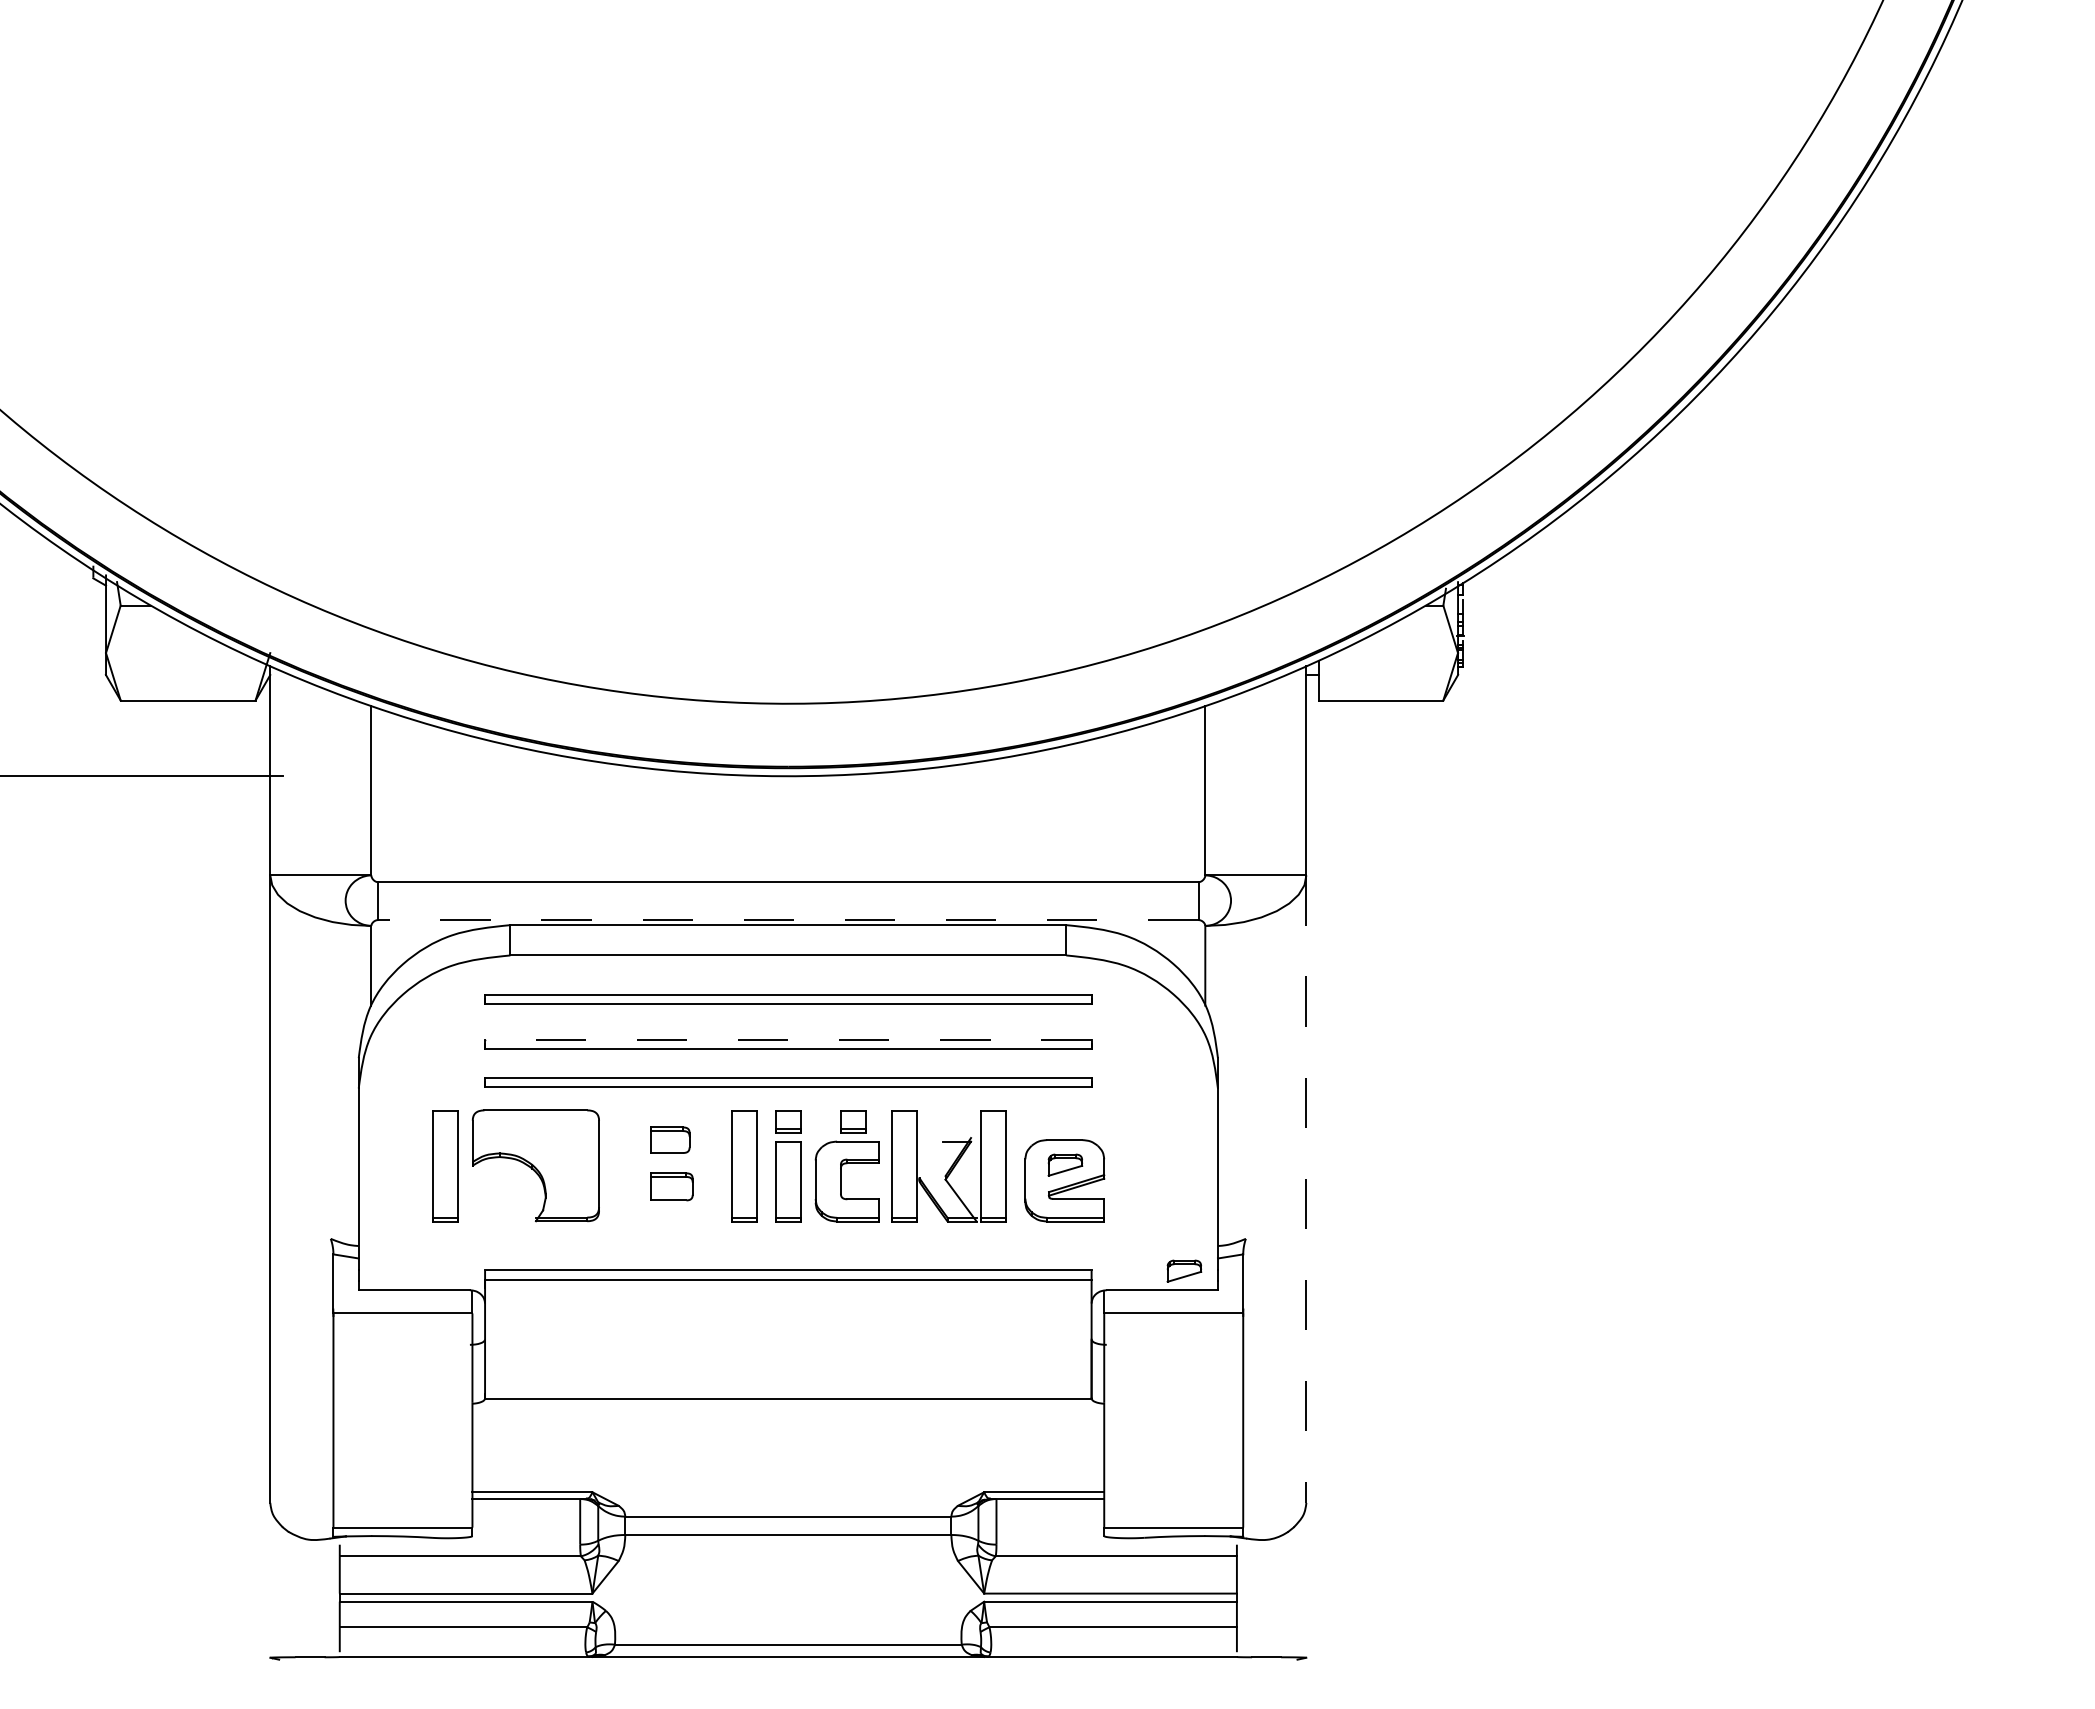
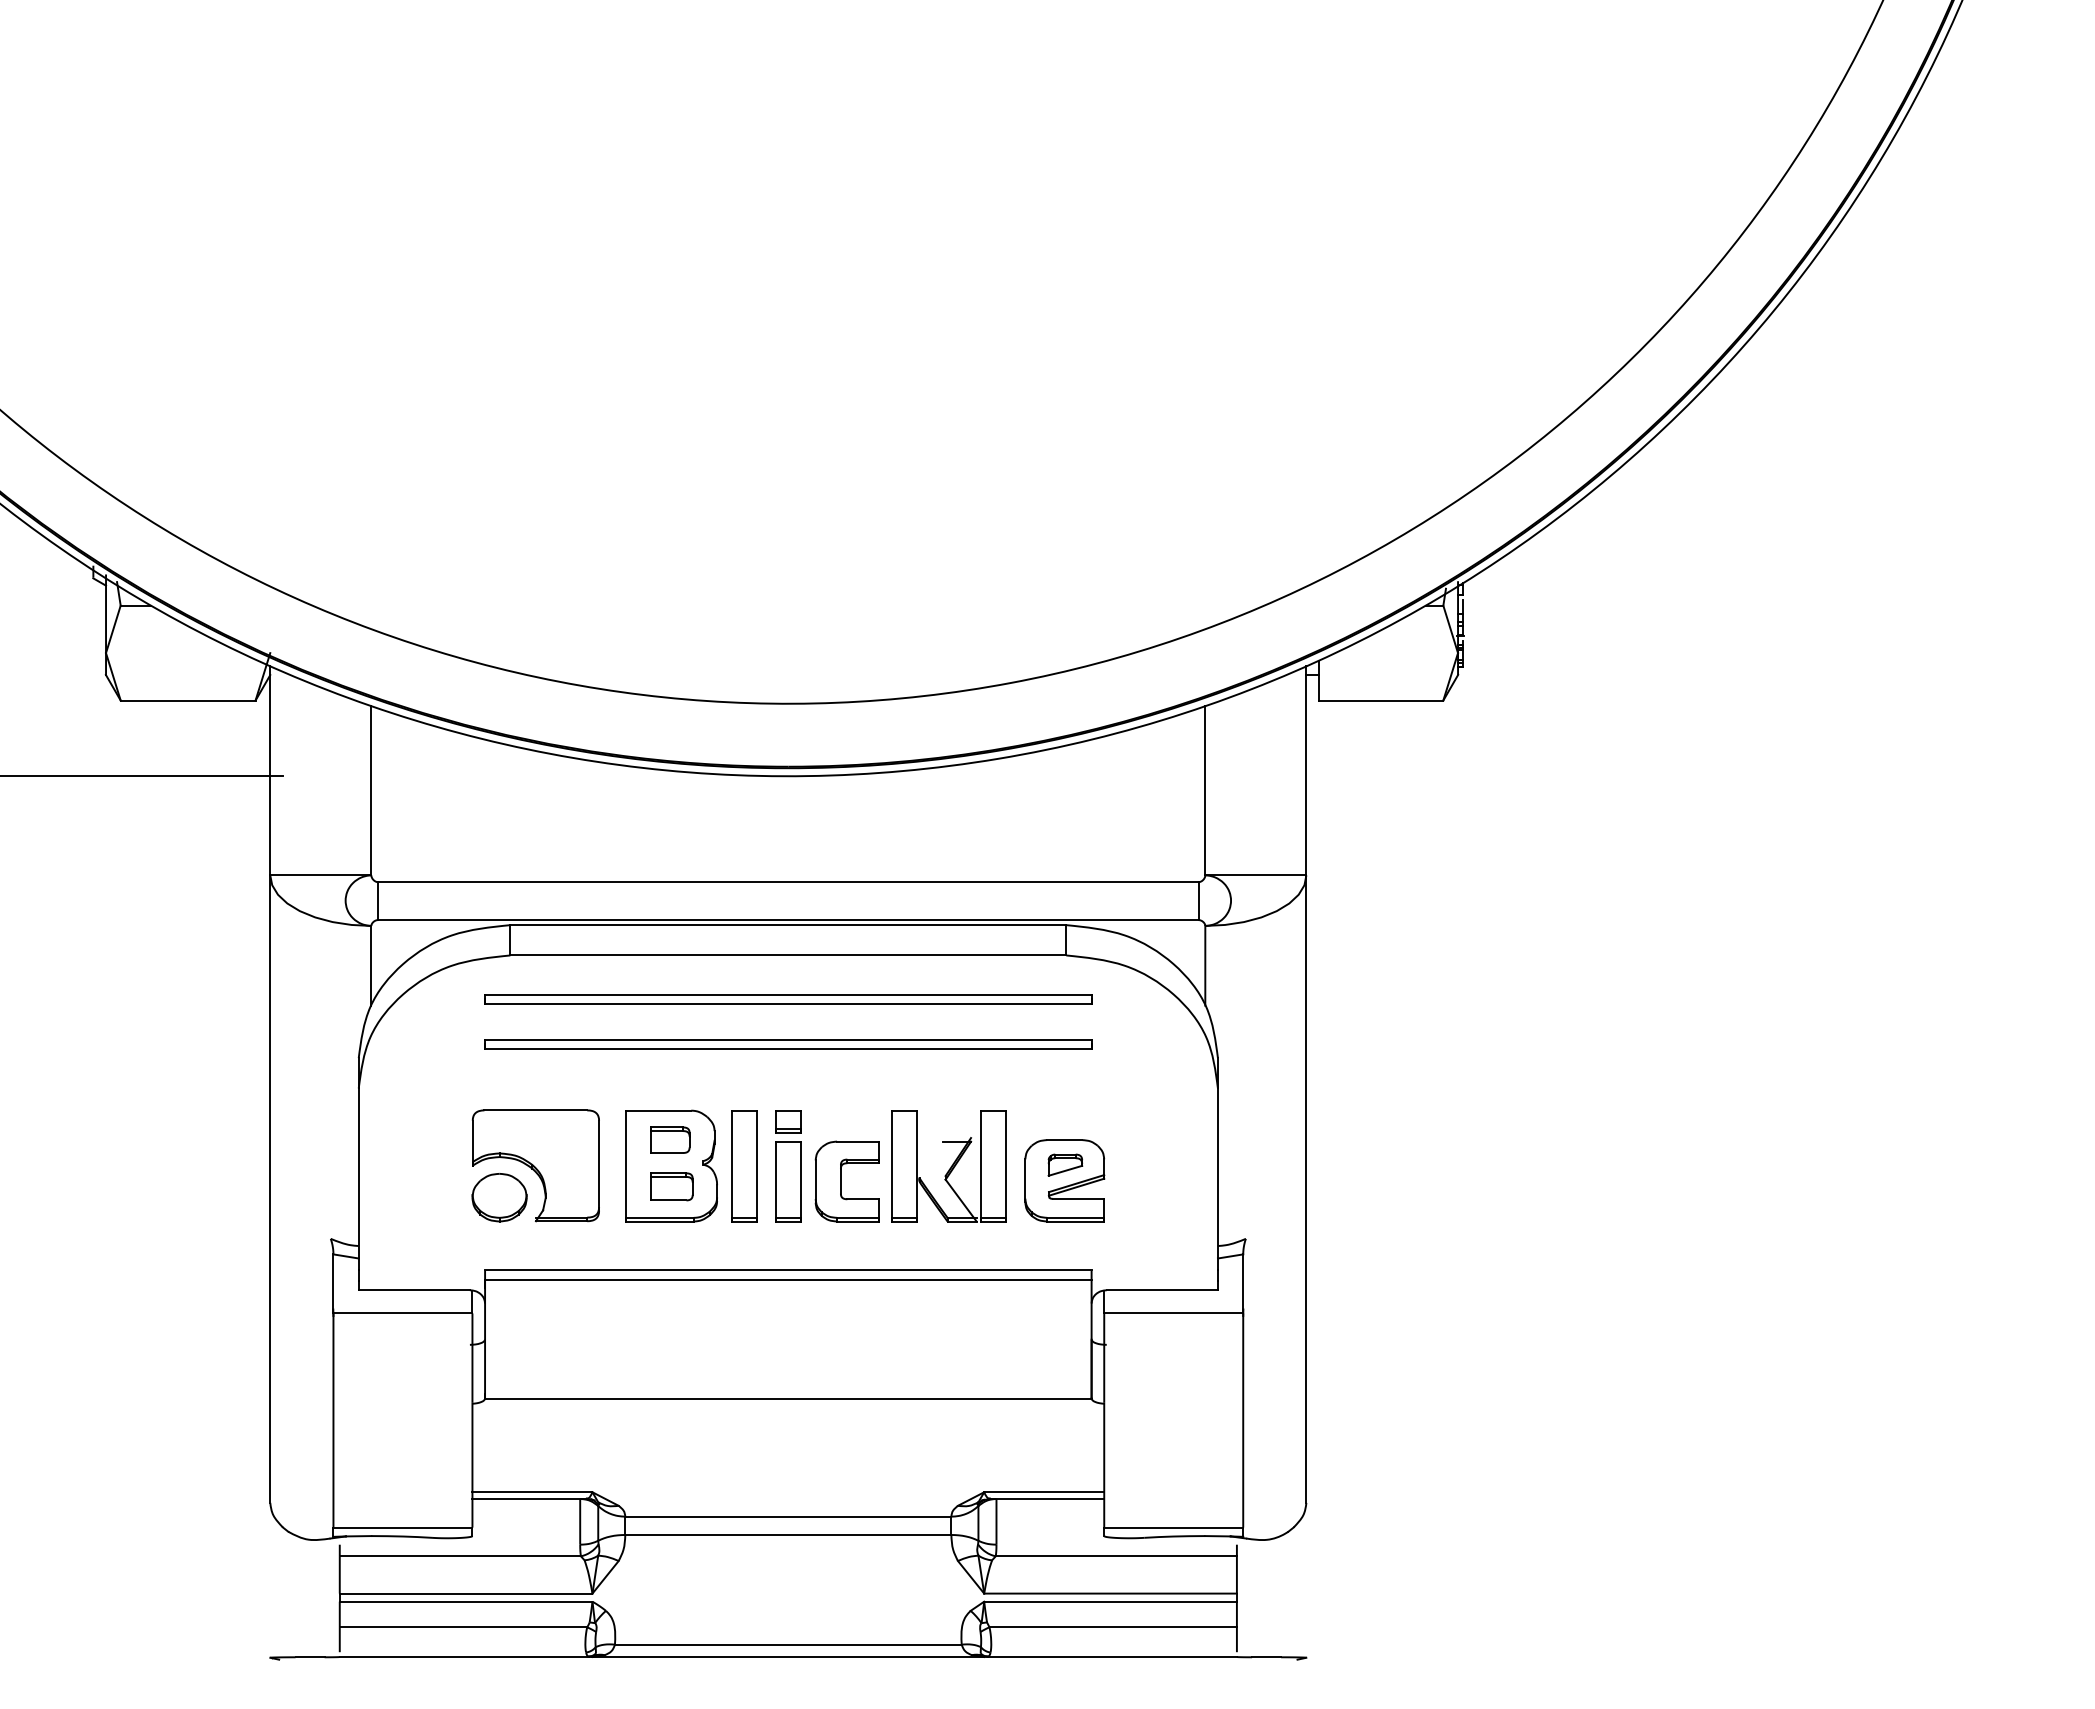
line: dashed -> solid (787, 920)
line: dashed -> solid (787, 1039)
part: present -> none (788, 1082)
part: present -> none (853, 1121)
part: none -> present (671, 1165)
part: present -> none (445, 1166)
line: dashed -> solid (1306, 1189)
part: none -> present (499, 1197)
part: present -> none (1184, 1270)
